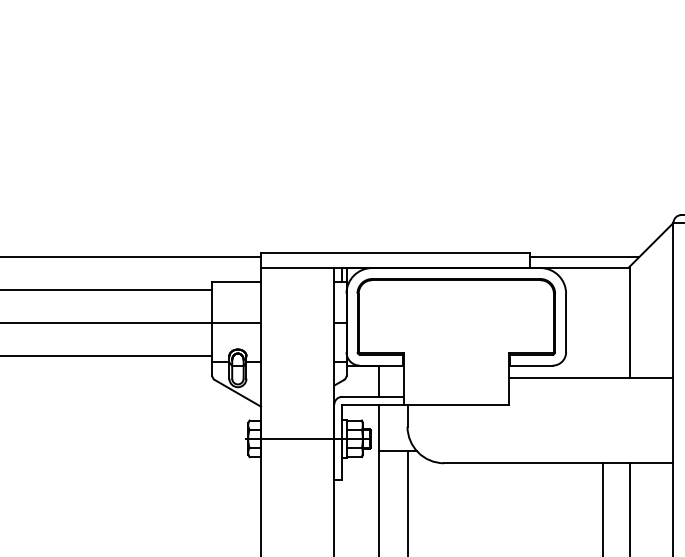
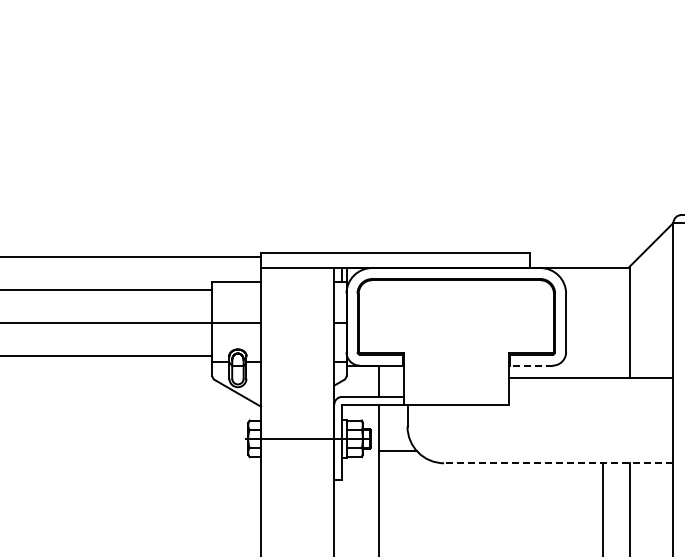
line: present -> none (584, 257)
line: solid -> dashed (530, 365)
line: solid -> dashed (558, 463)
line: present -> none (407, 502)
